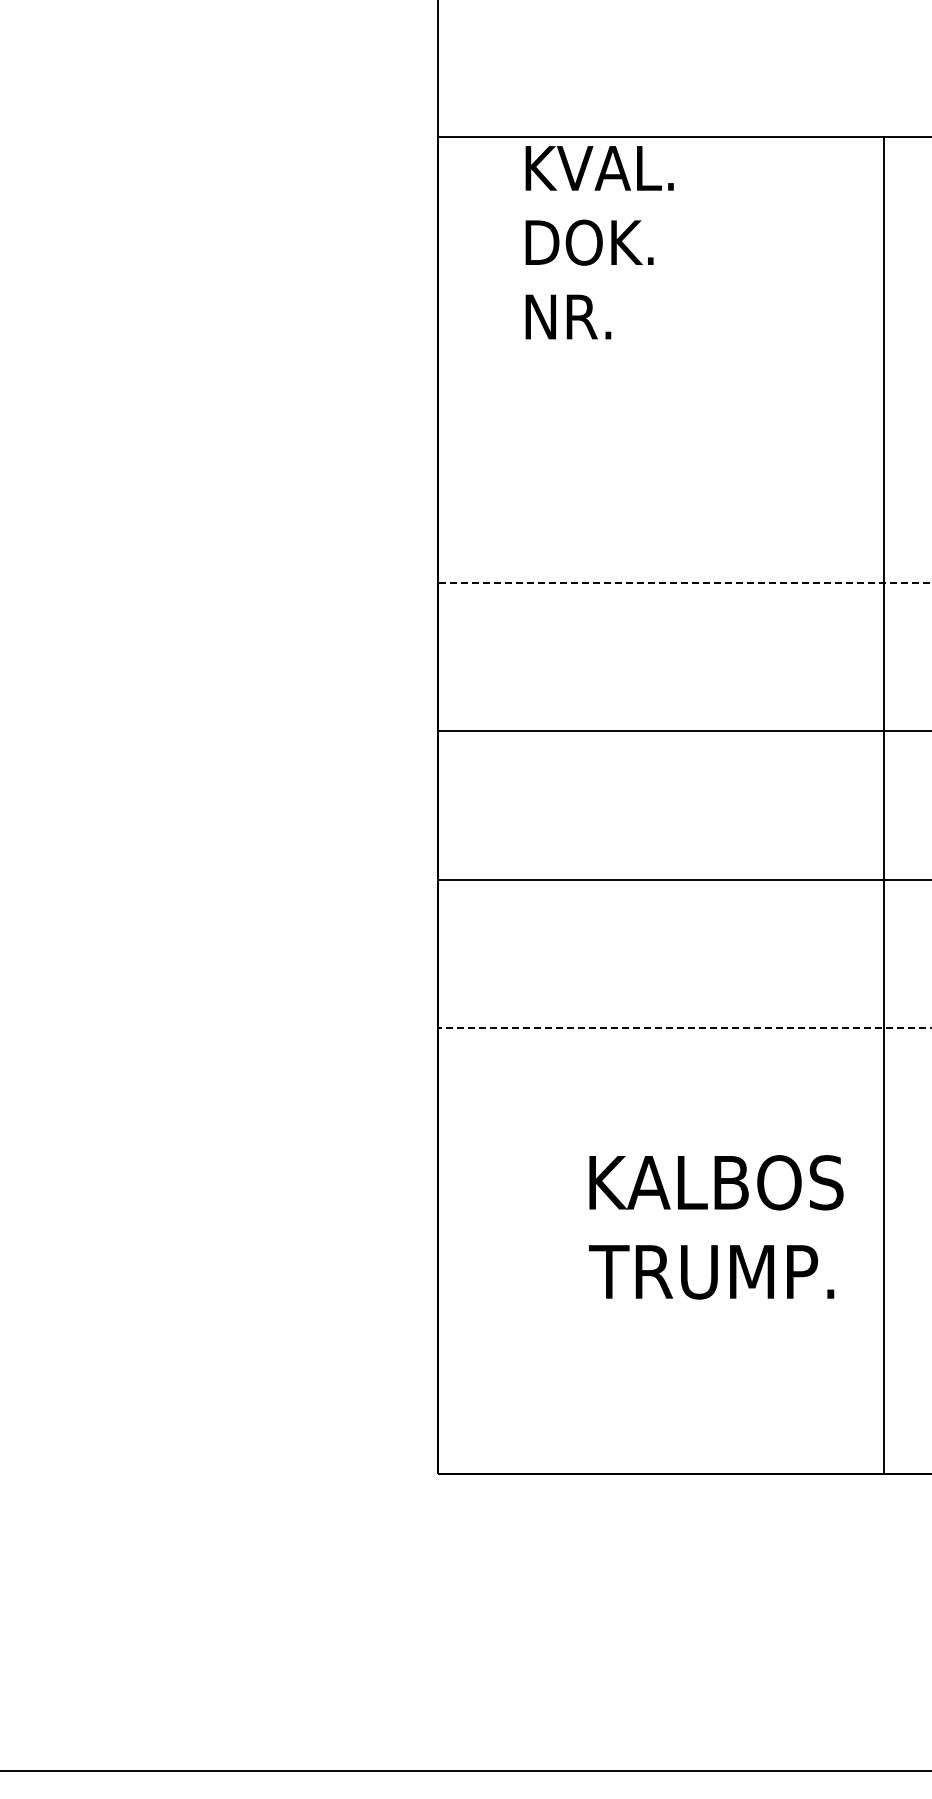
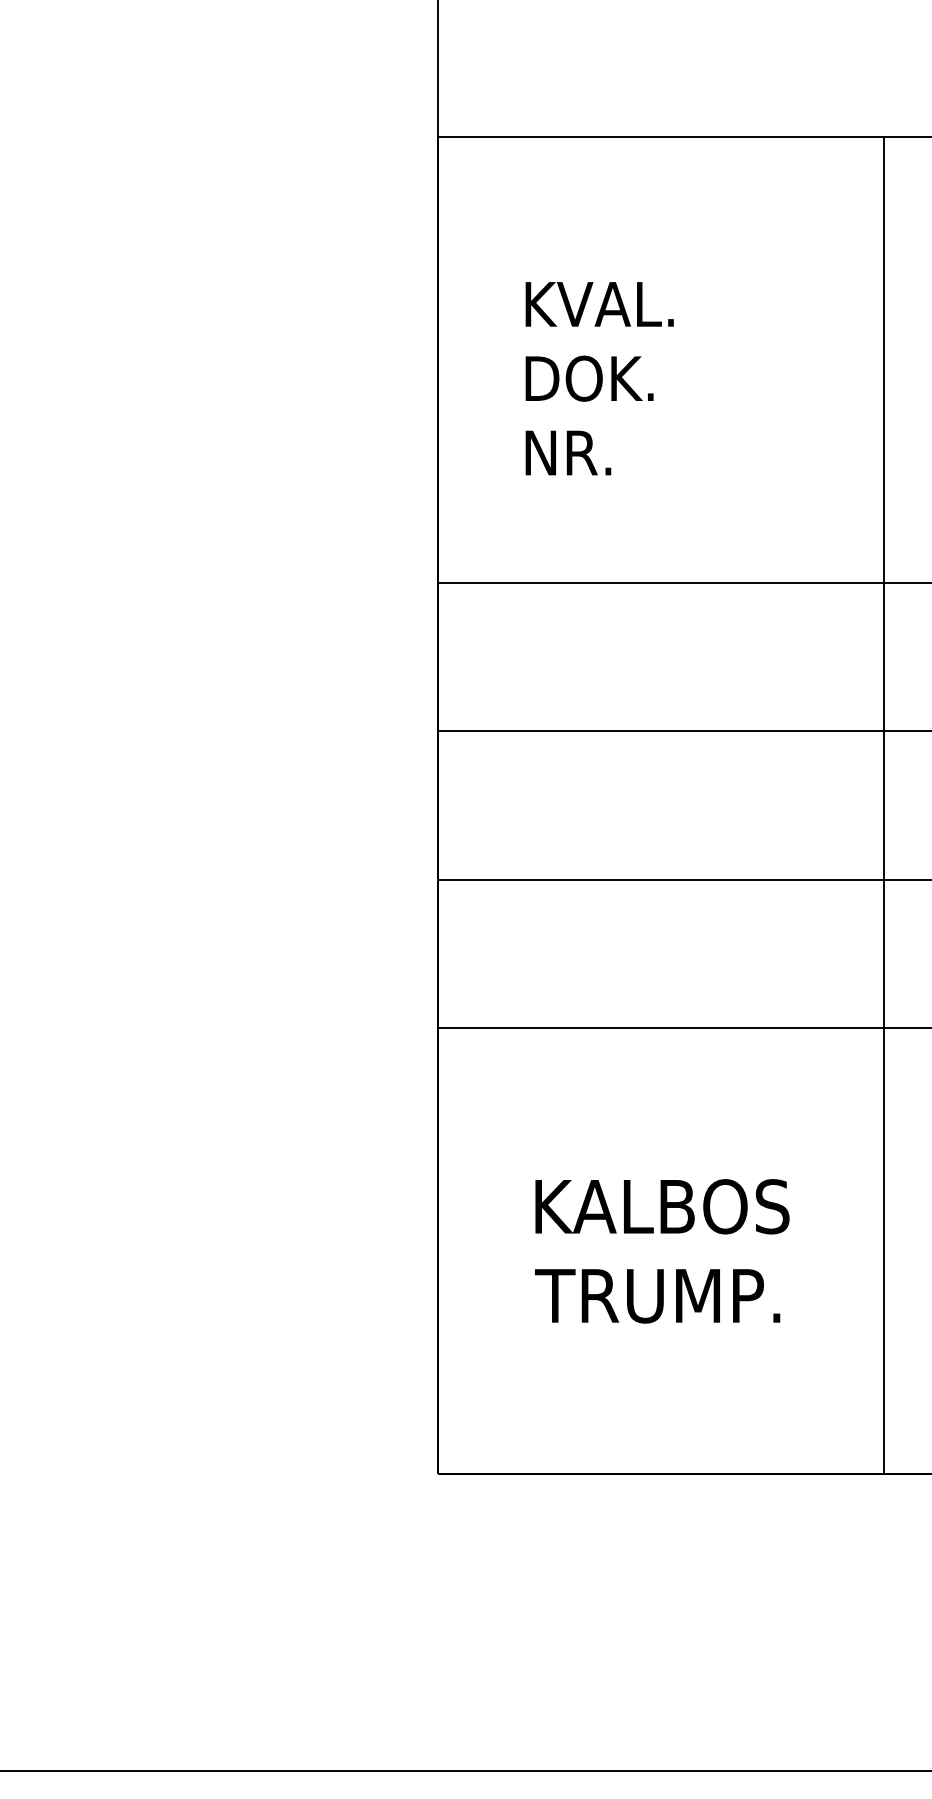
text position: (599, 242) -> (599, 378) (599, 378)
line: dashed -> solid (684, 582)
line: dashed -> solid (684, 1028)
text position: (716, 1227) -> (662, 1251) (662, 1251)
